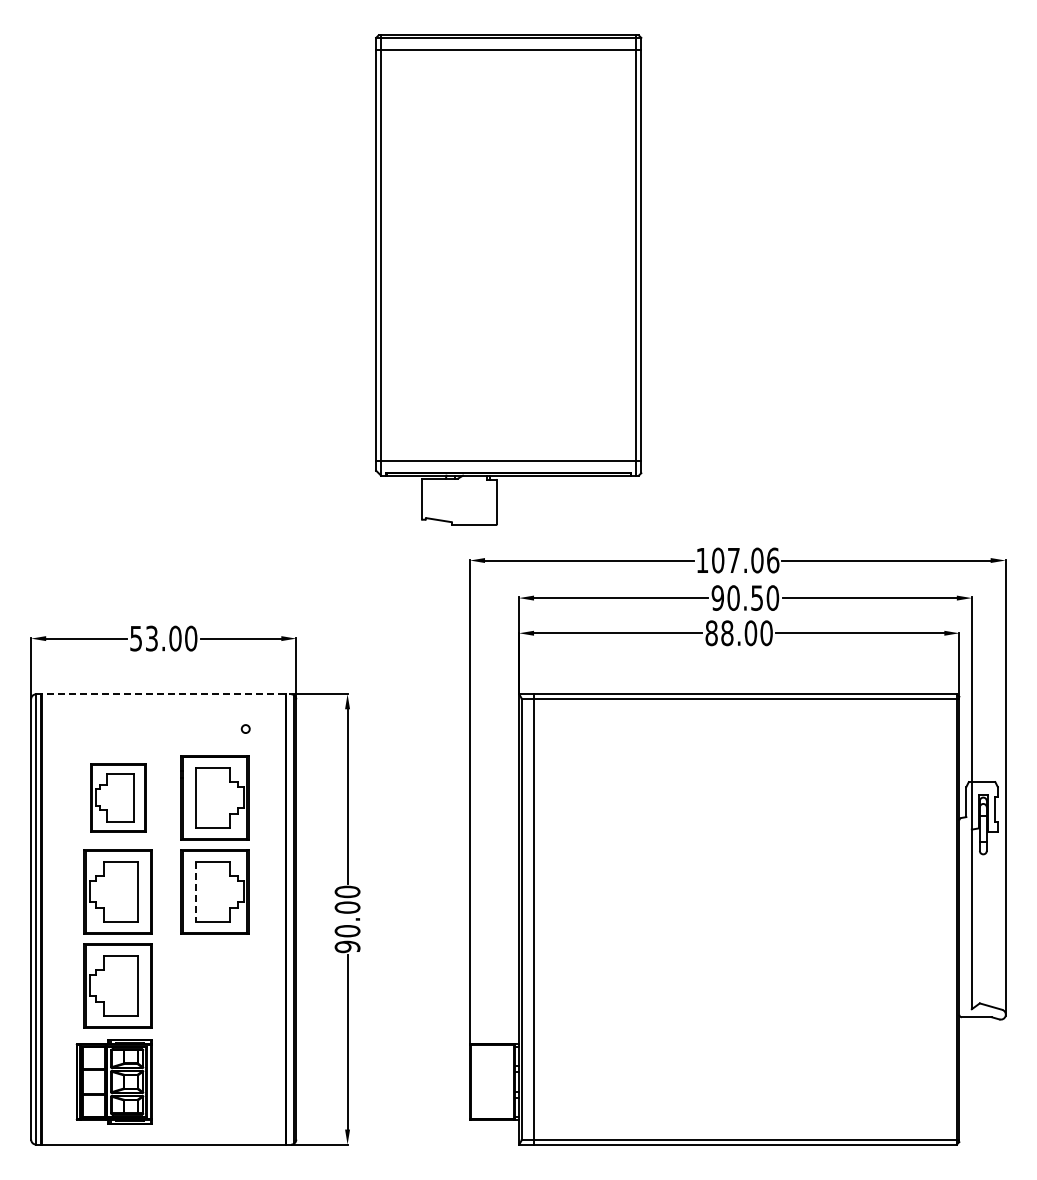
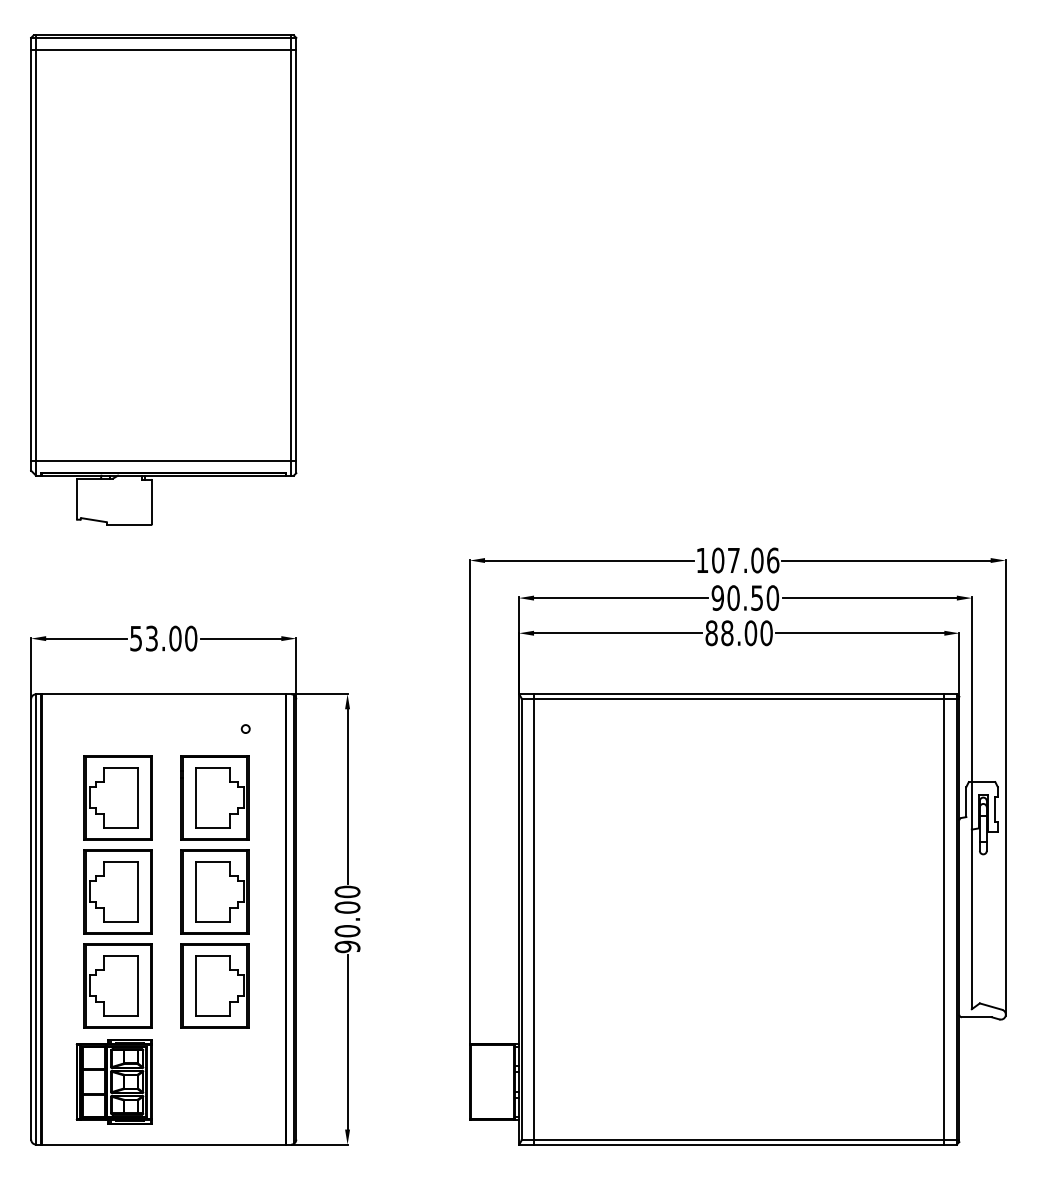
part position: (508, 279) -> (163, 279) (163, 279)
line: dashed -> solid (163, 694)
part size: 57x70 px -> 70x86 px (117, 797)
line: dashed -> solid (195, 892)
line: none -> present (944, 919)
part: none -> present (214, 985)
